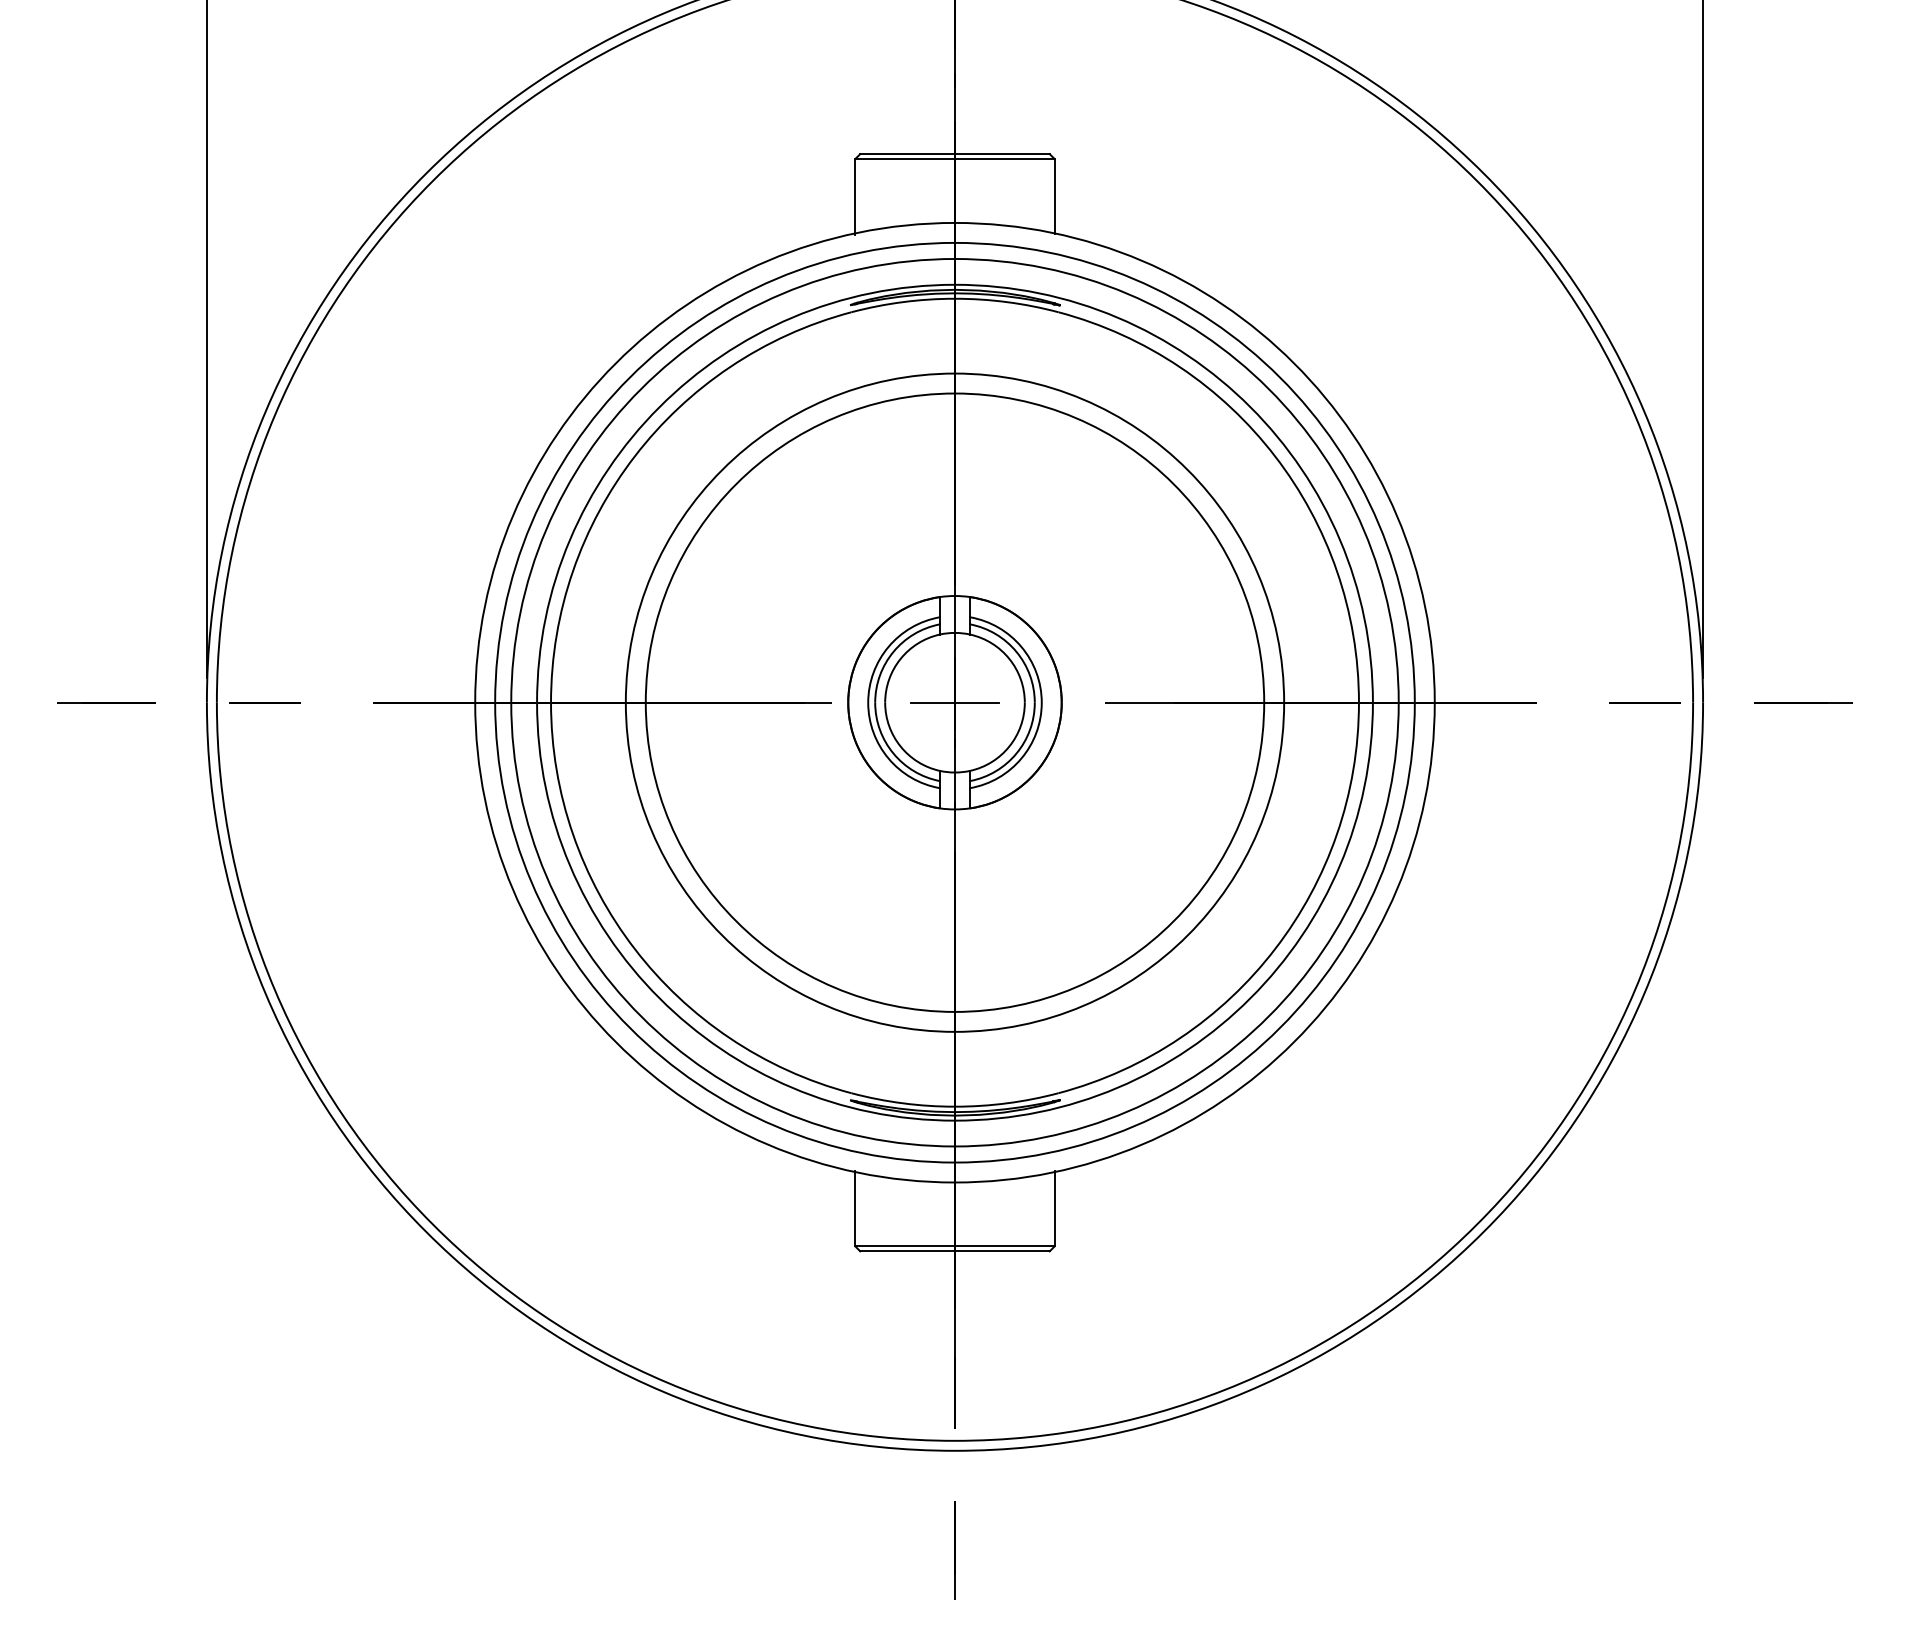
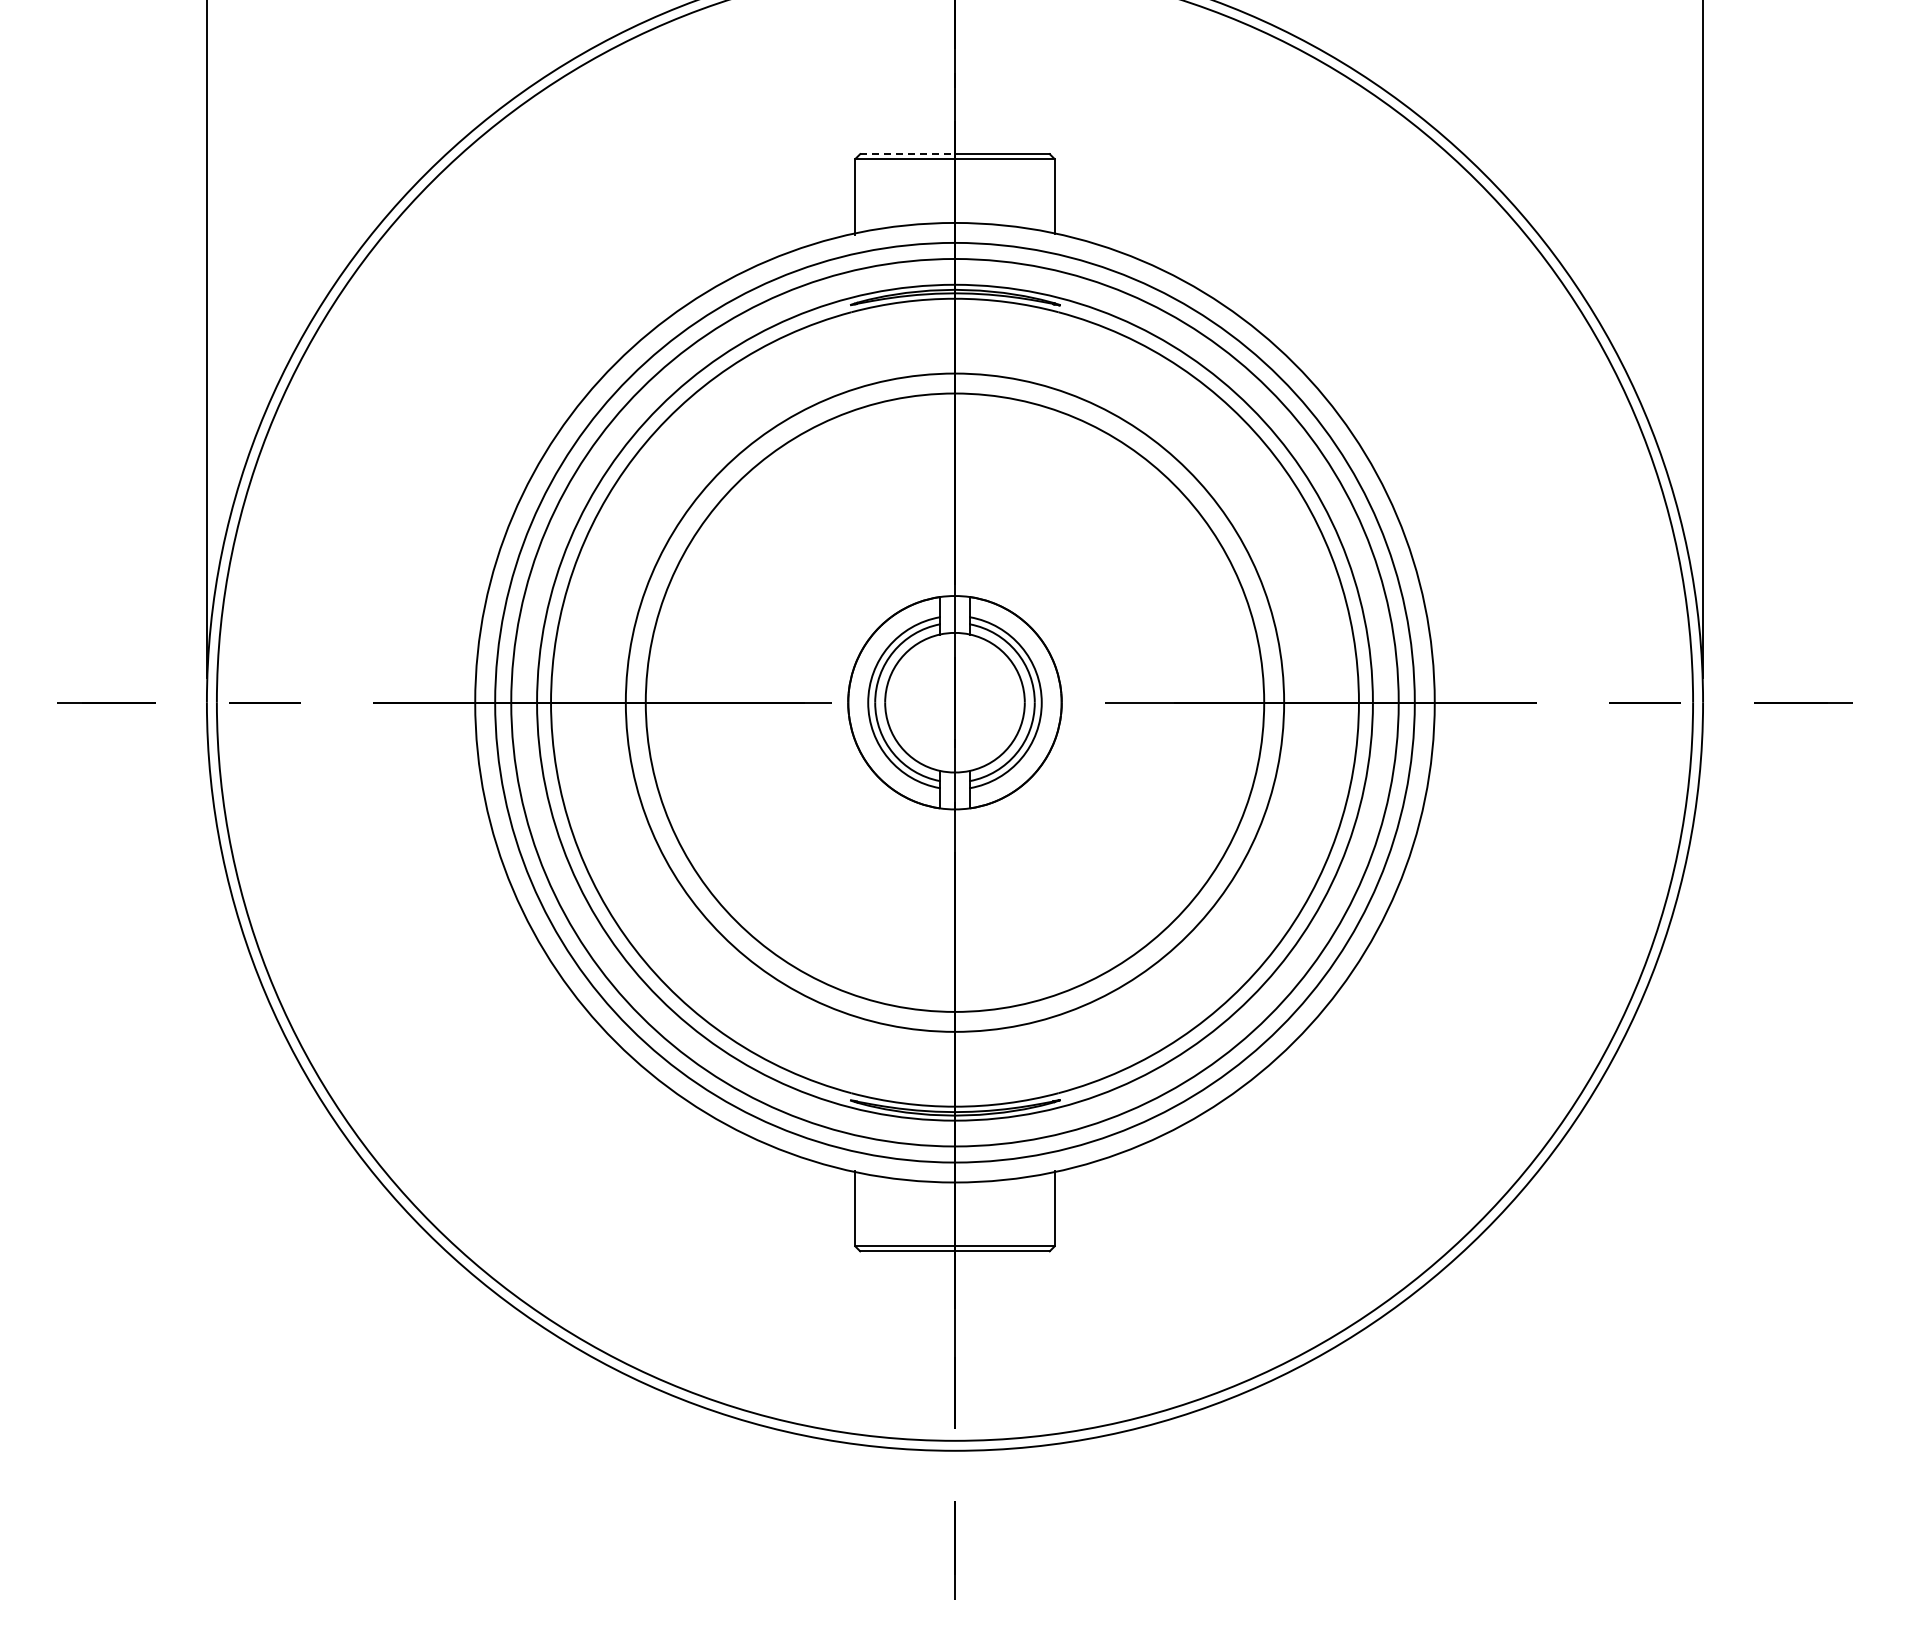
line: solid -> dashed (908, 154)
line: present -> none (954, 702)
